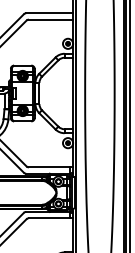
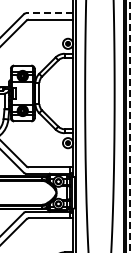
line: solid -> dashed (49, 13)
line: solid -> dashed (130, 126)
